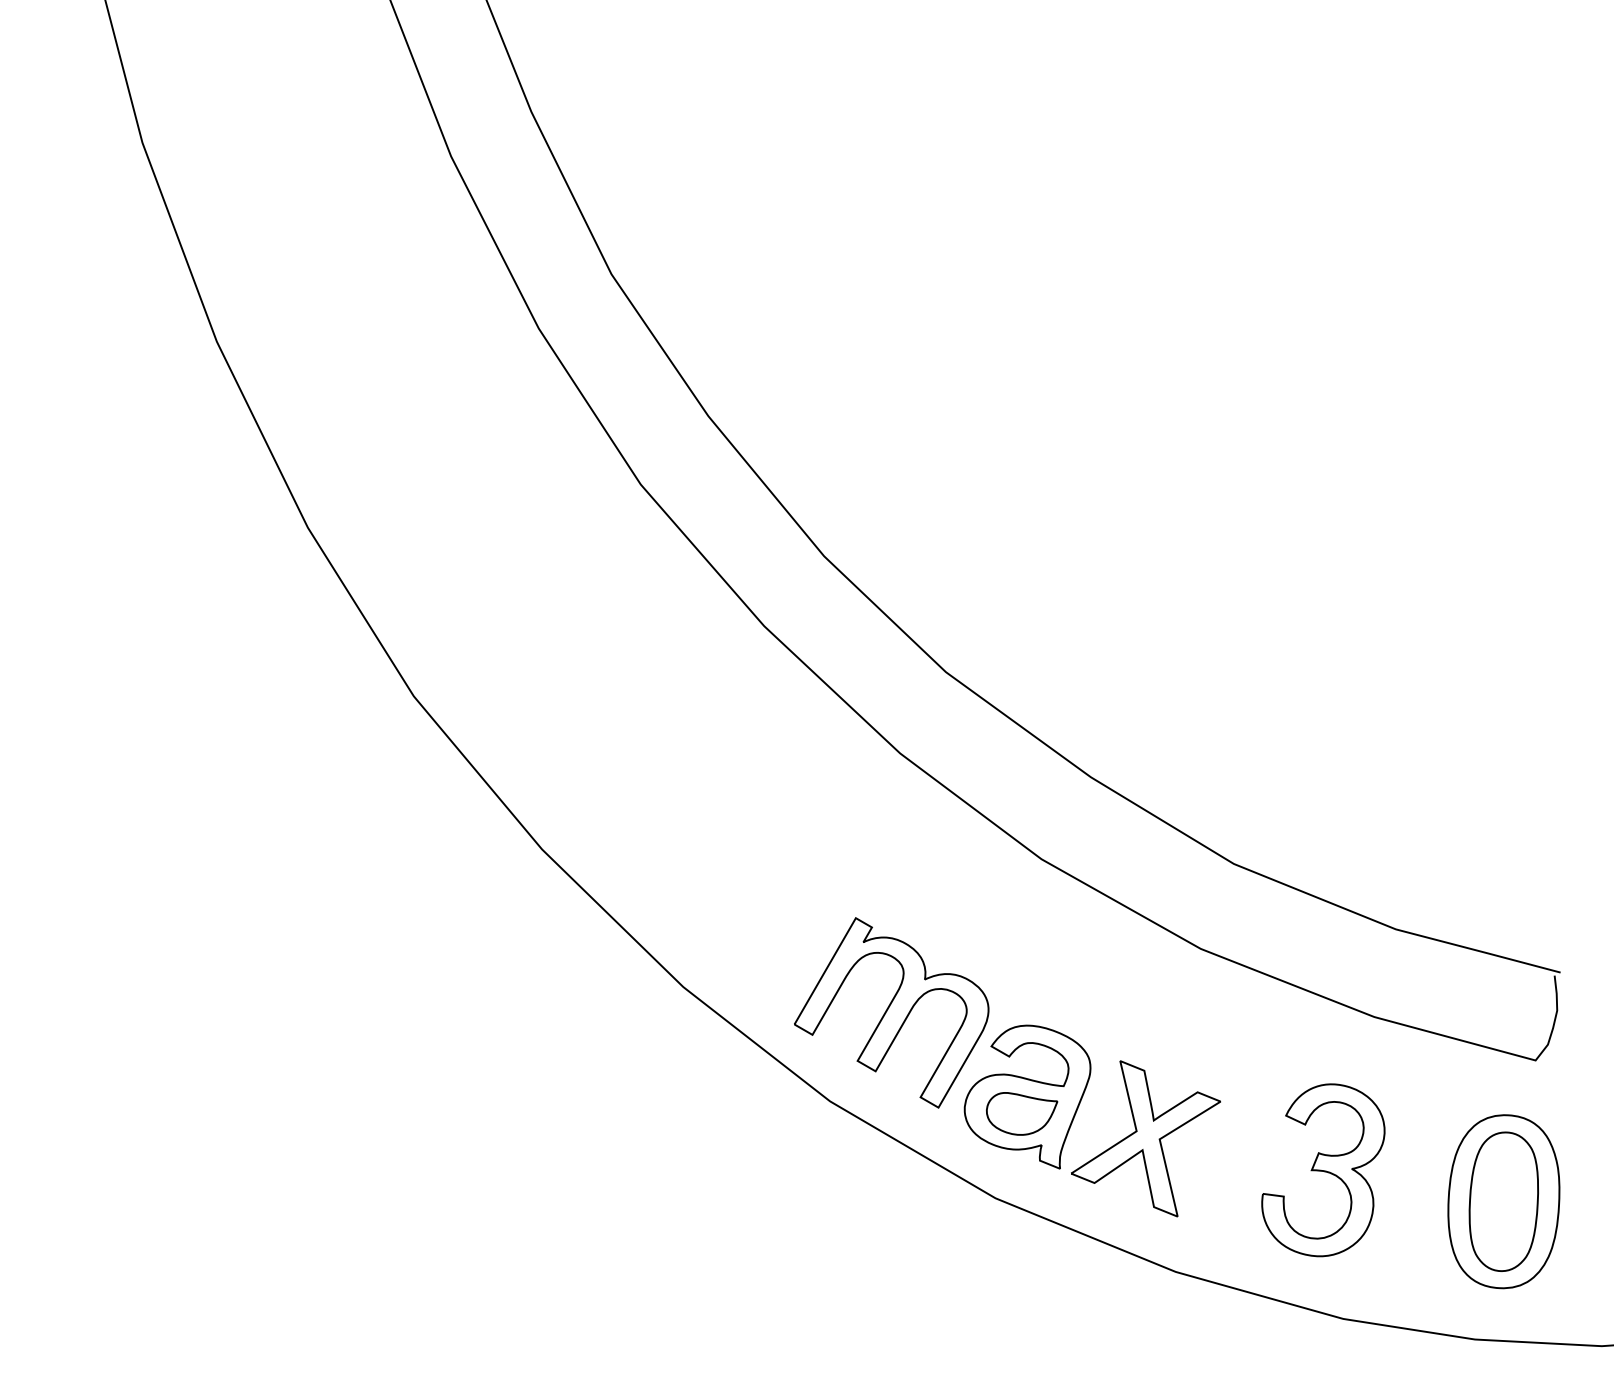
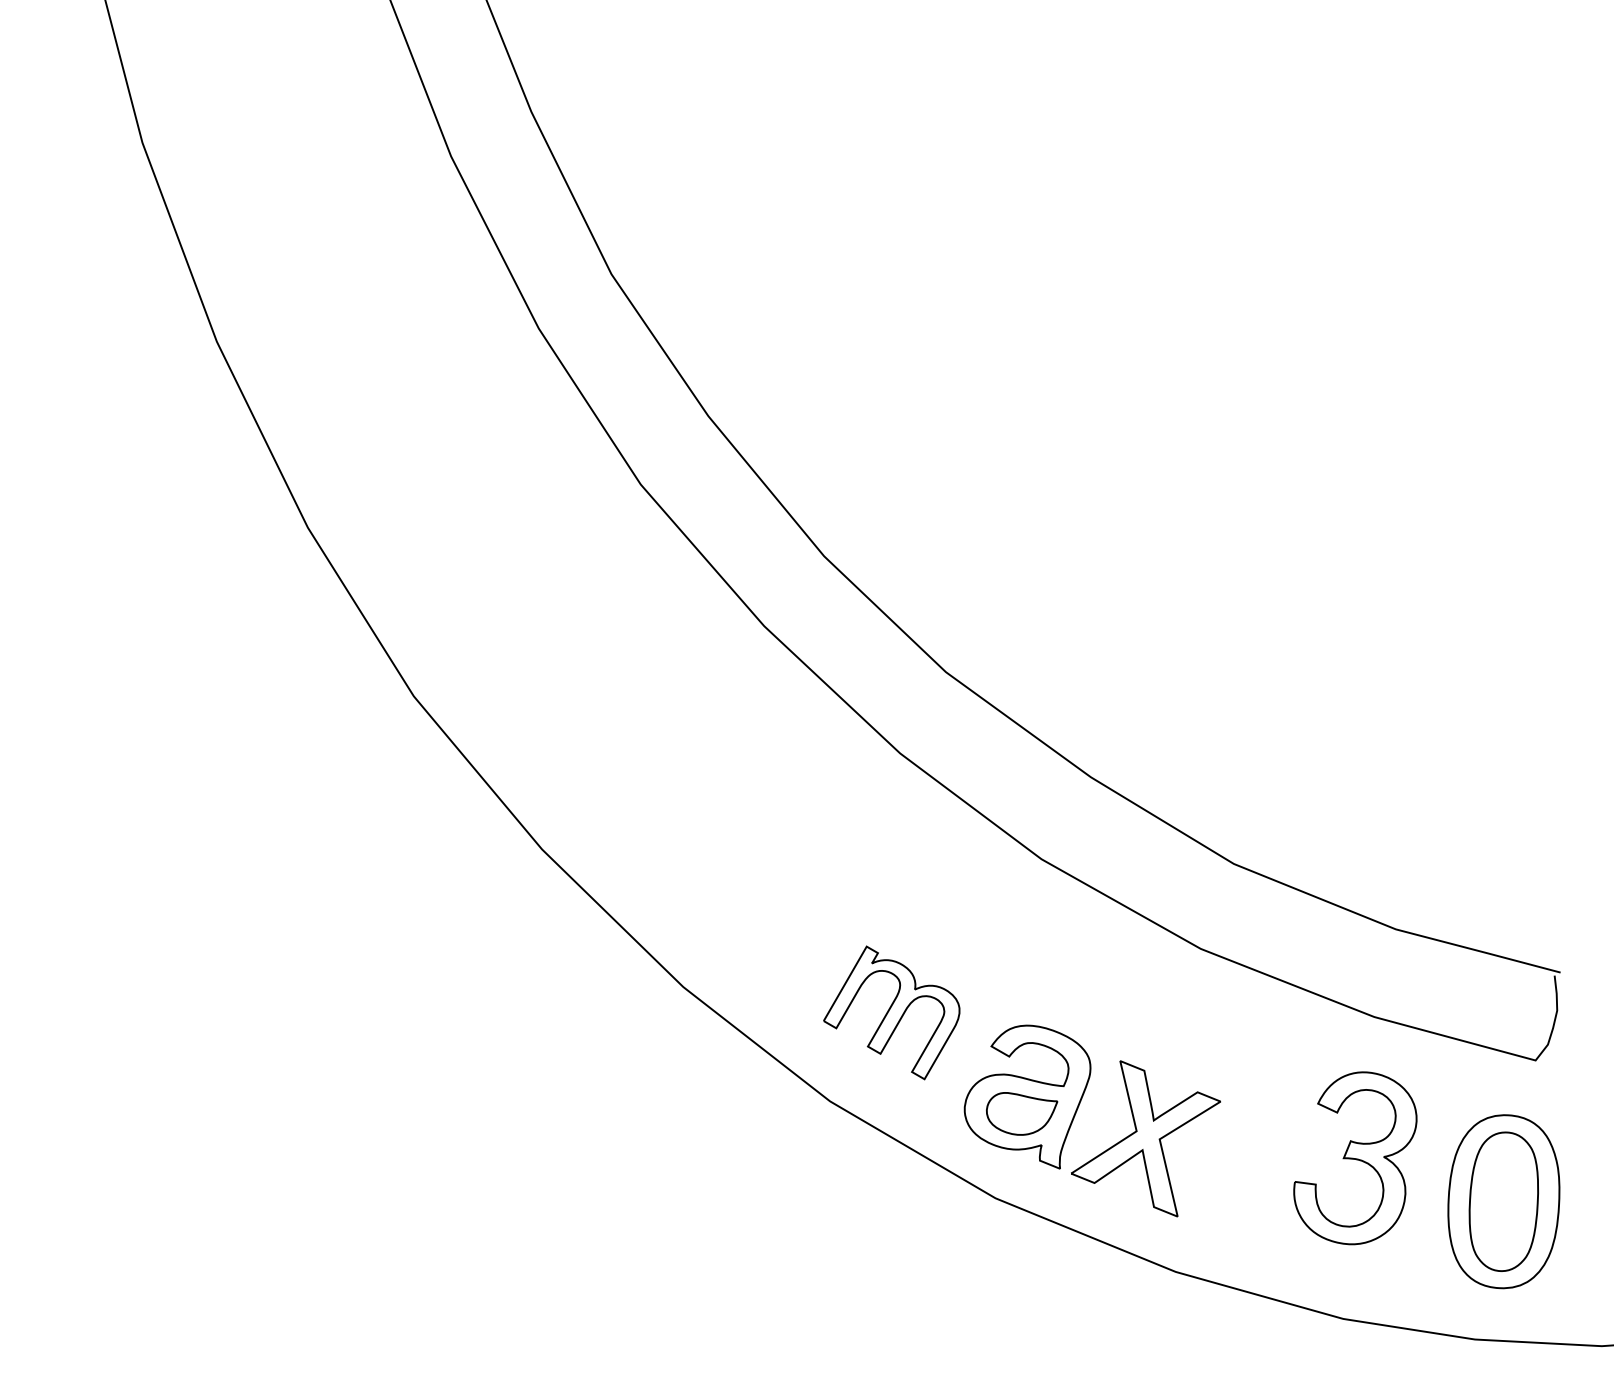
part size: 196x192 px -> 138x136 px (891, 1012)
part position: (1323, 1170) -> (1355, 1158) (1355, 1158)
